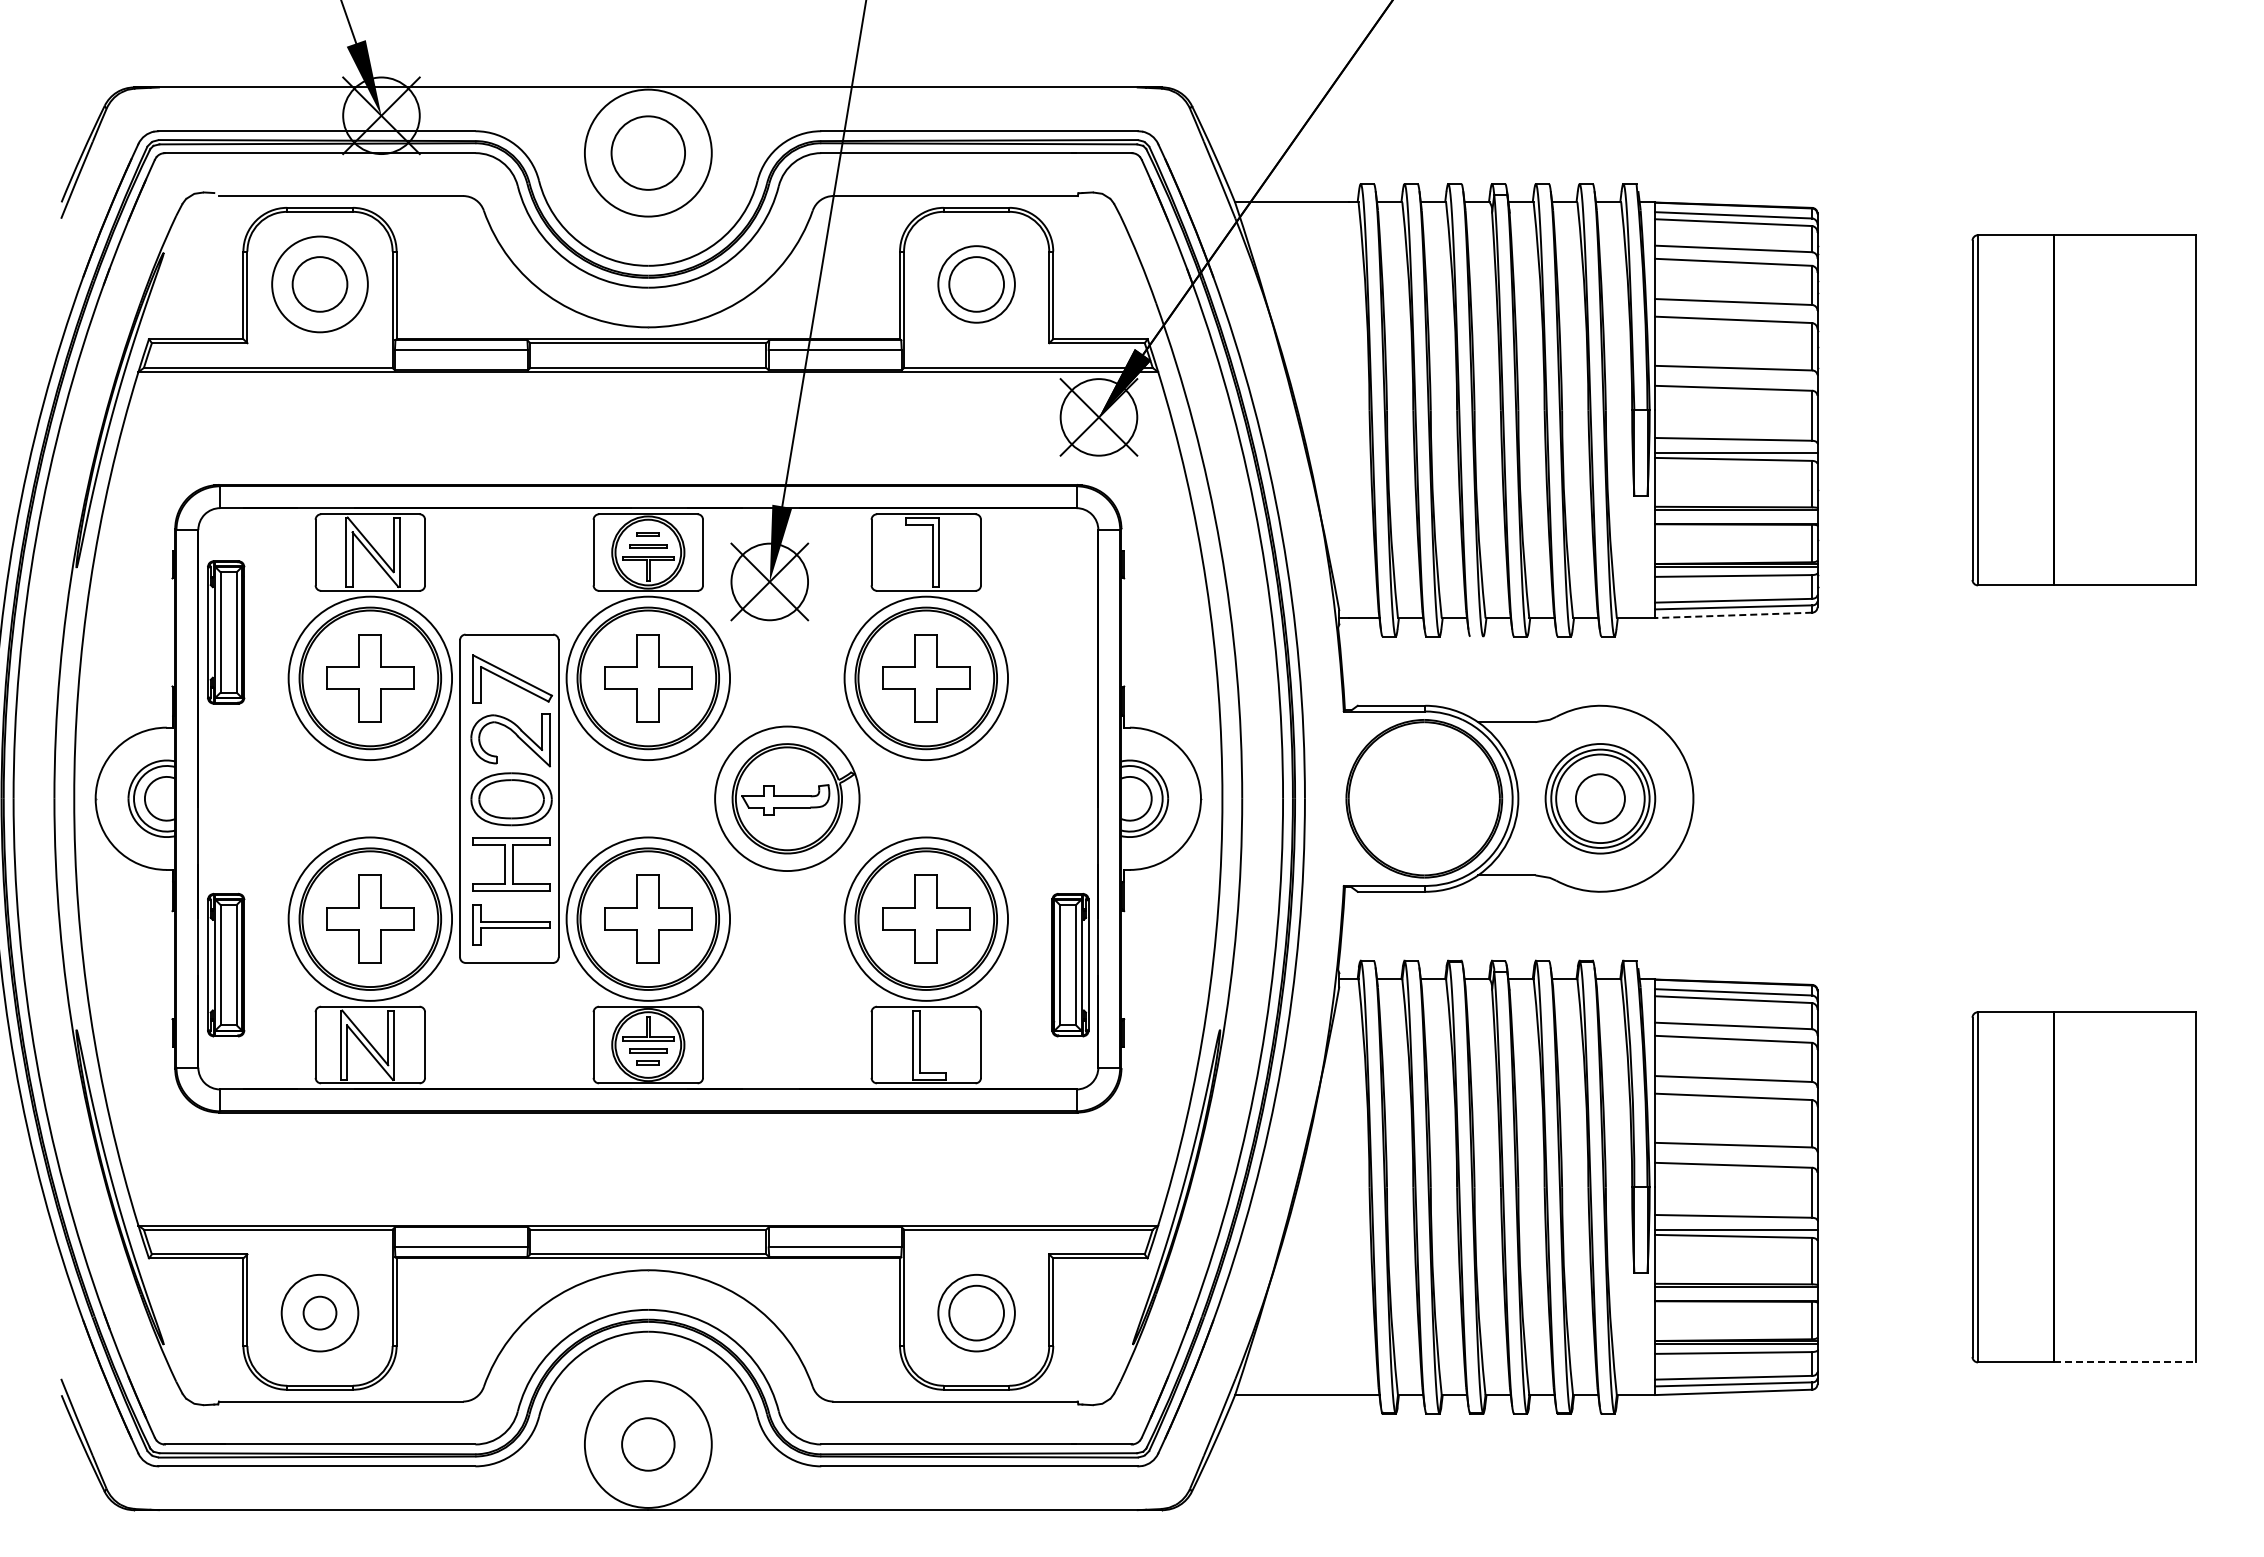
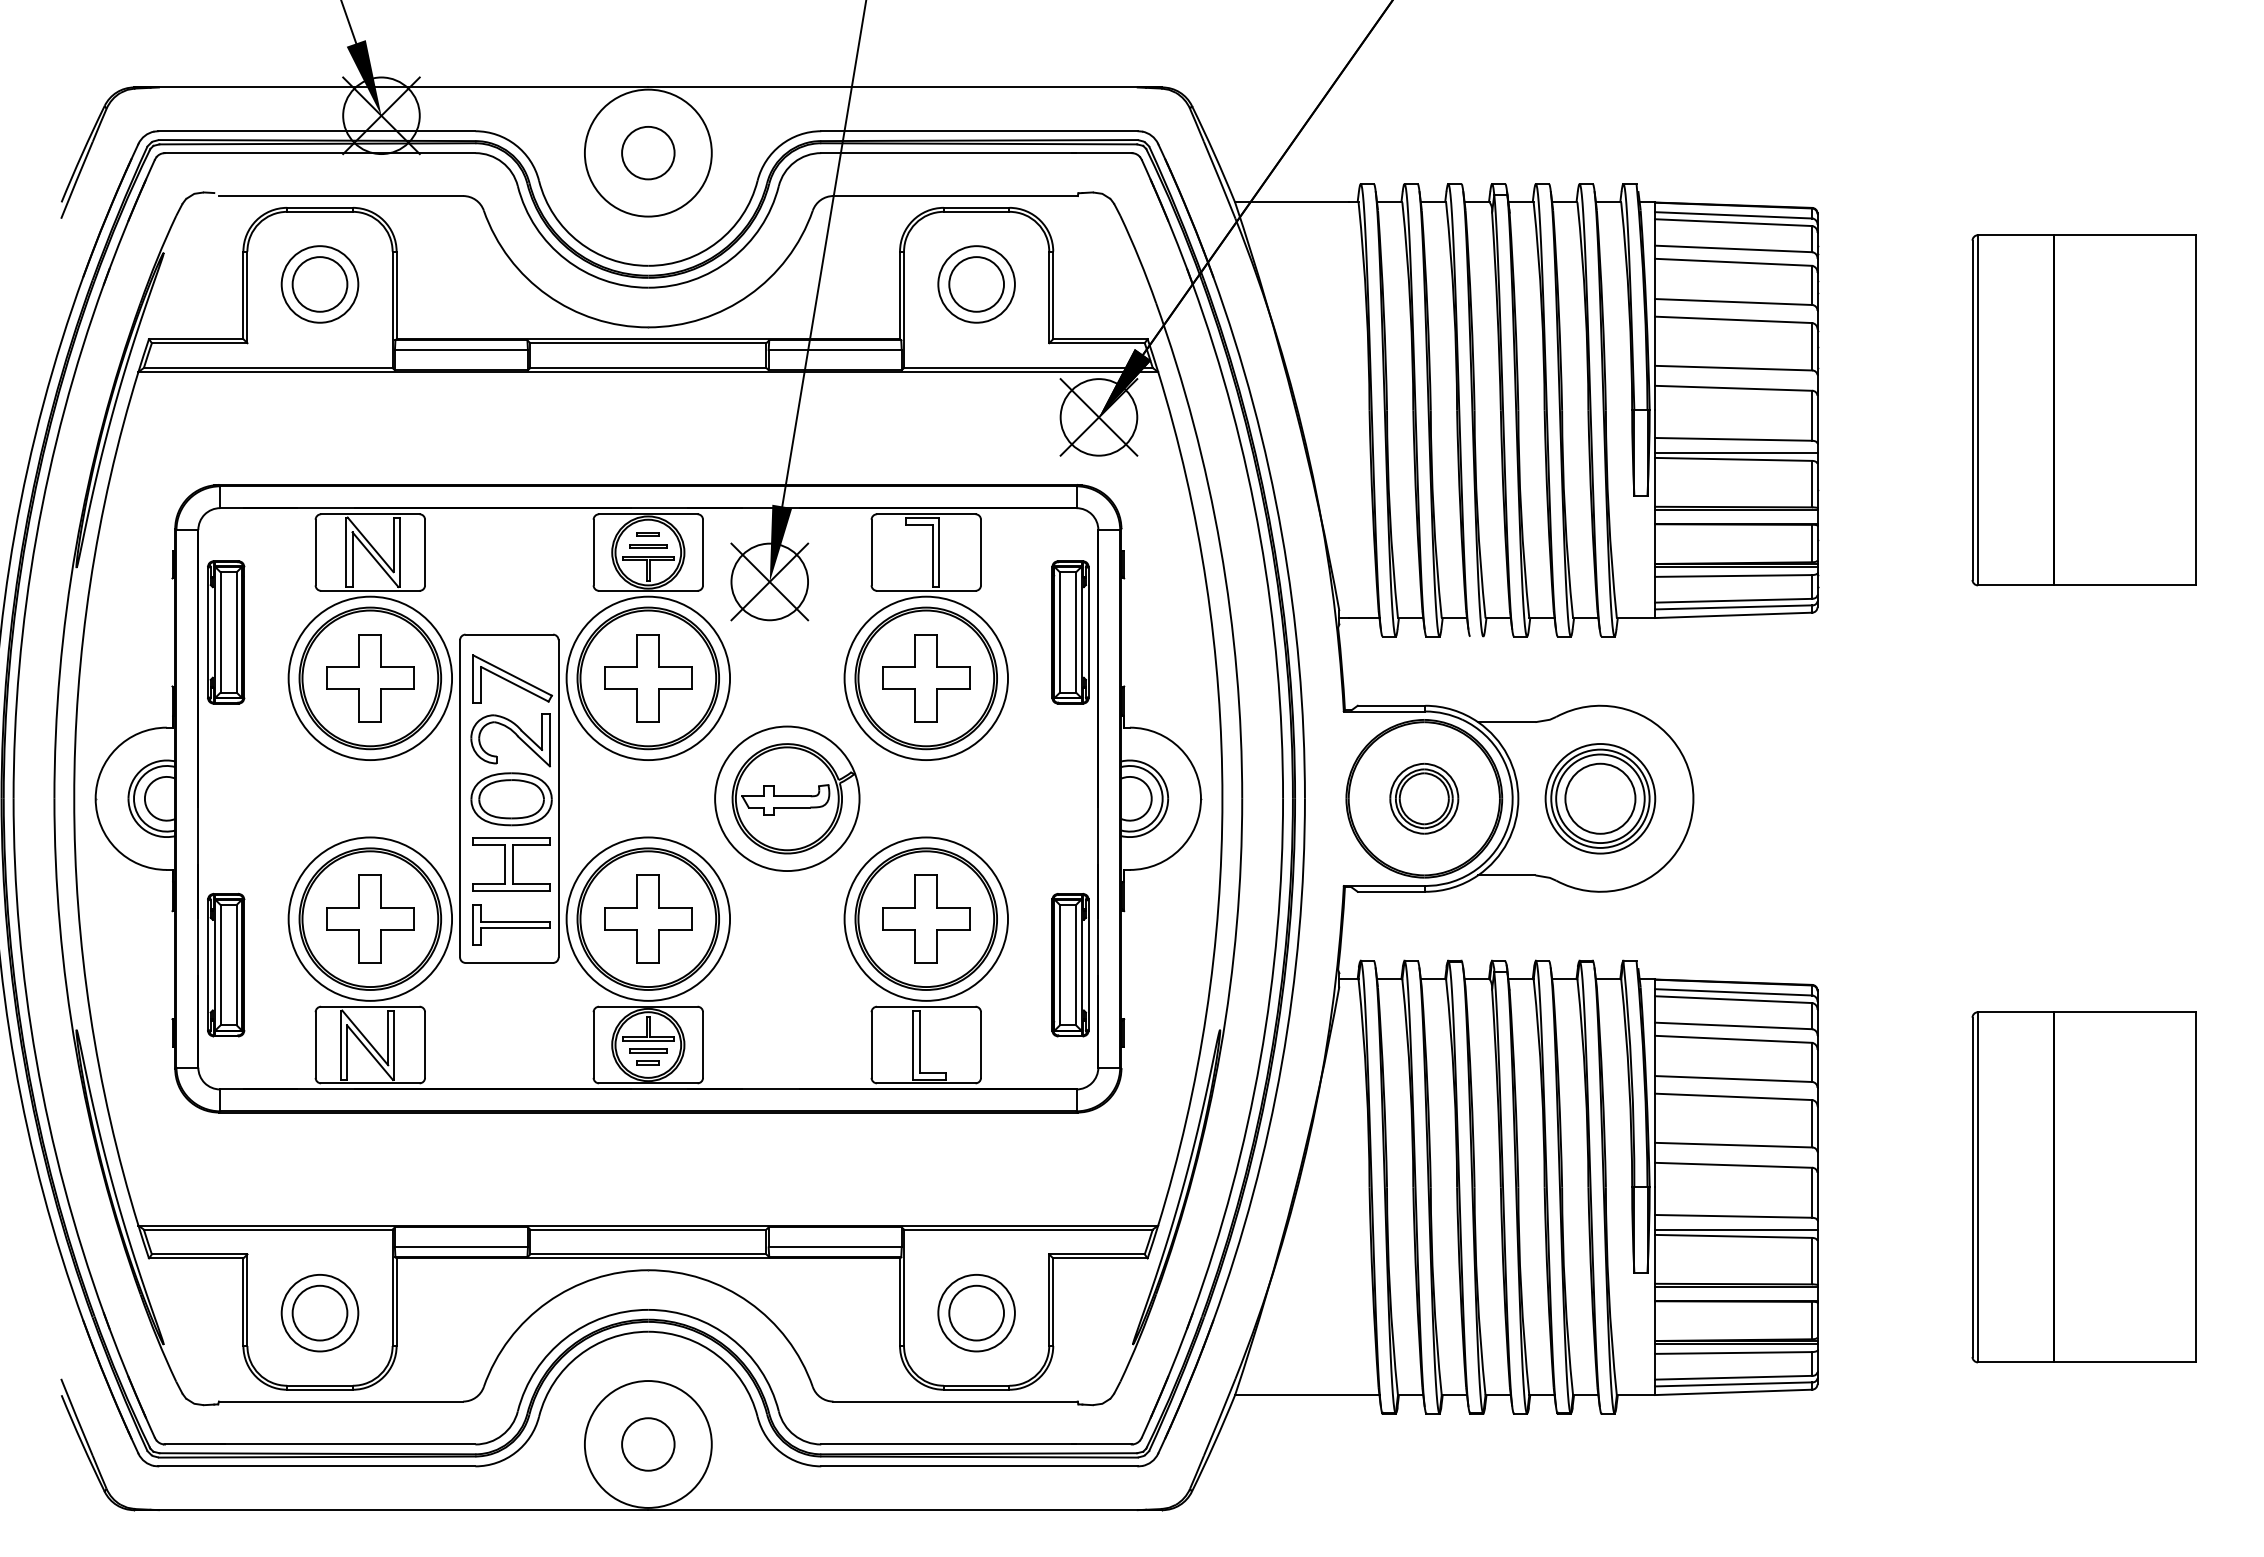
circle diameter: 74 px -> 53 px (648, 152)
circle diameter: 96 px -> 77 px (319, 284)
line: dashed -> solid (1733, 615)
part: none -> present (1070, 632)
part: none -> present (1424, 798)
circle diameter: 49 px -> 70 px (1600, 798)
circle diameter: 33 px -> 55 px (319, 1312)
line: dashed -> solid (2125, 1362)
